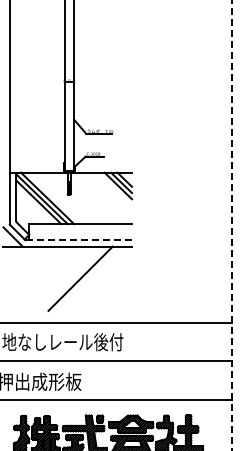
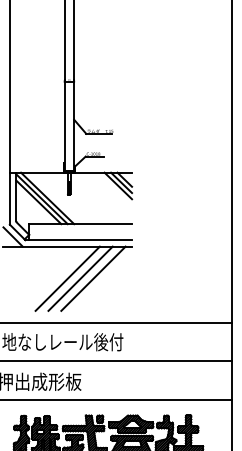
line: dashed -> solid (232, 225)
line: dashed -> solid (78, 240)
line: none -> present (67, 278)
line: none -> present (93, 278)
